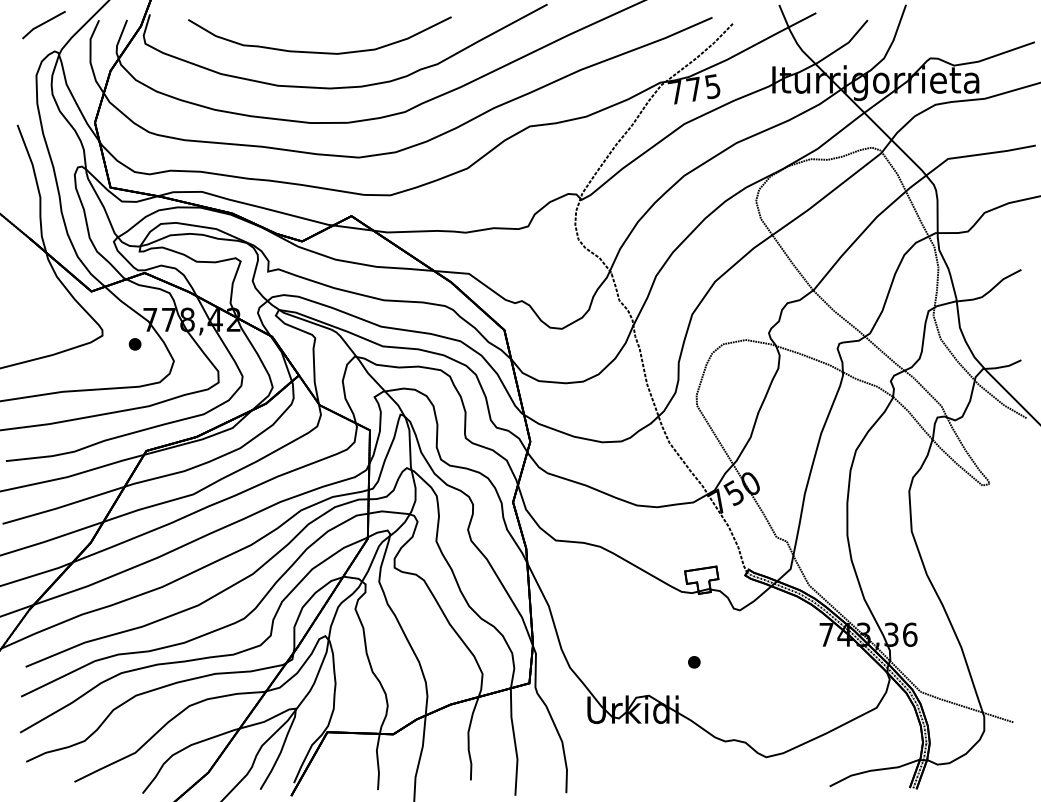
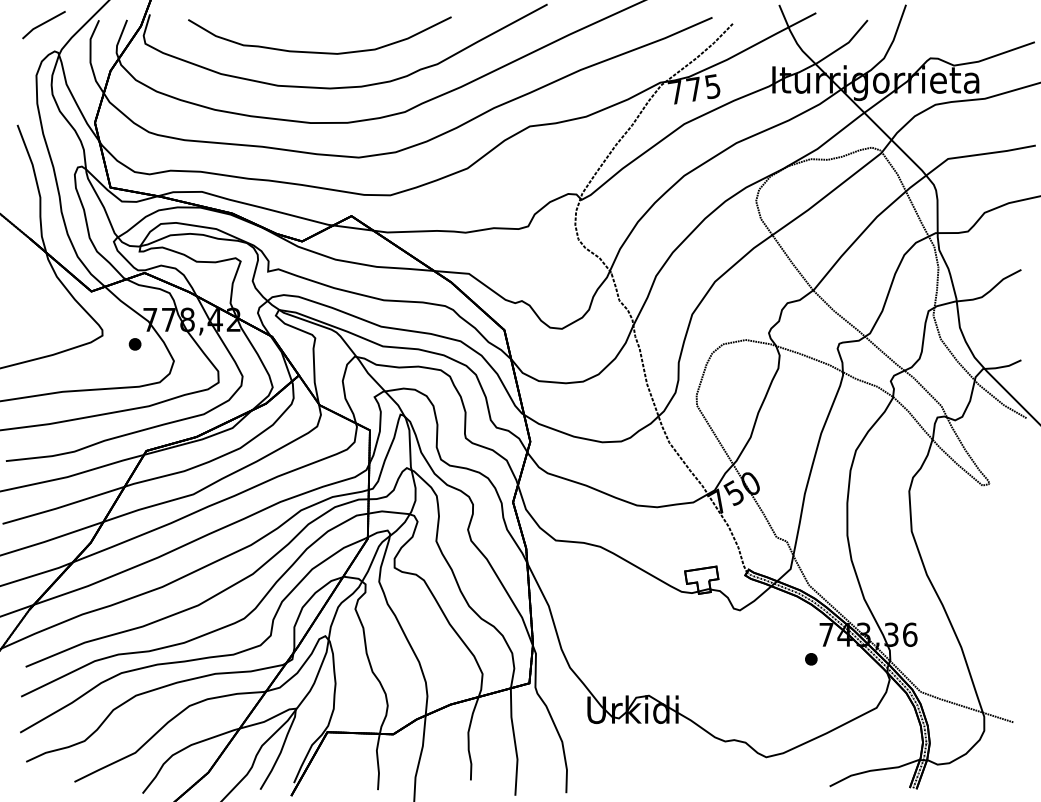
part position: (694, 662) -> (811, 659) (811, 659)
